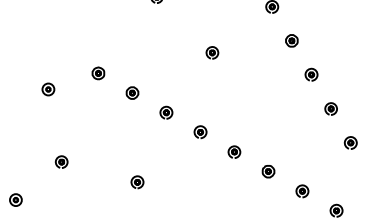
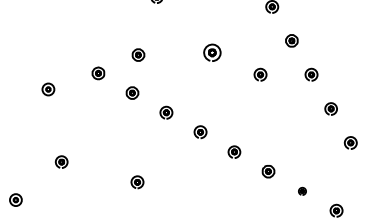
part size: 15x14 px -> 19x19 px (212, 52)
part: none -> present (138, 54)
part: none -> present (260, 74)
part size: 15x15 px -> 9x10 px (302, 190)
